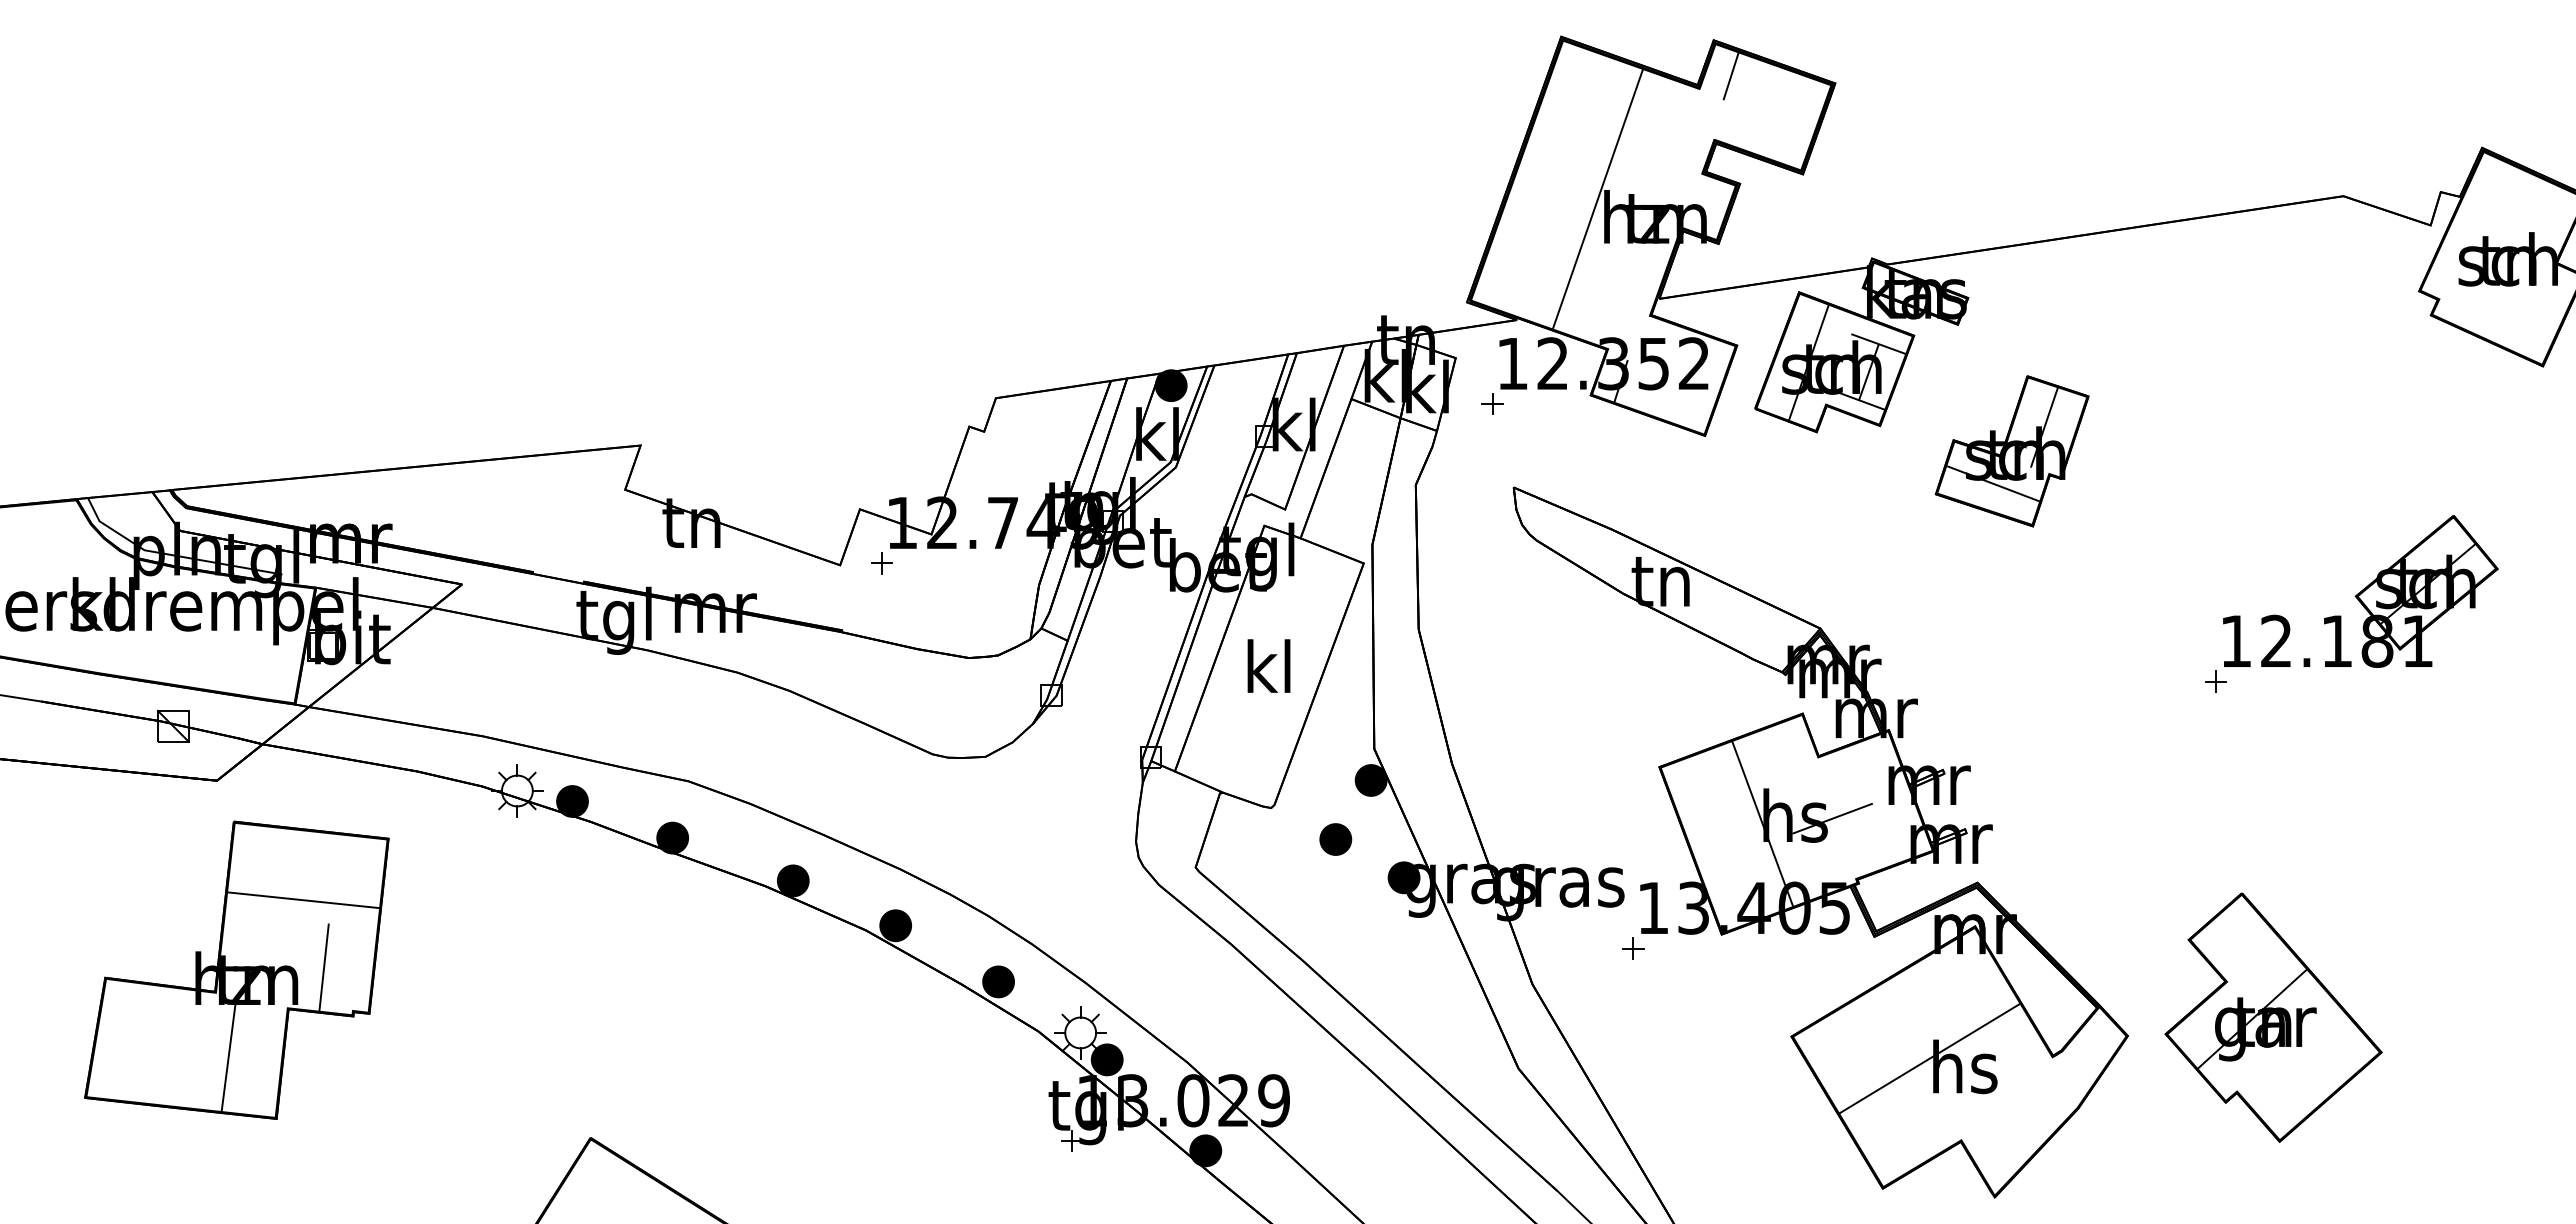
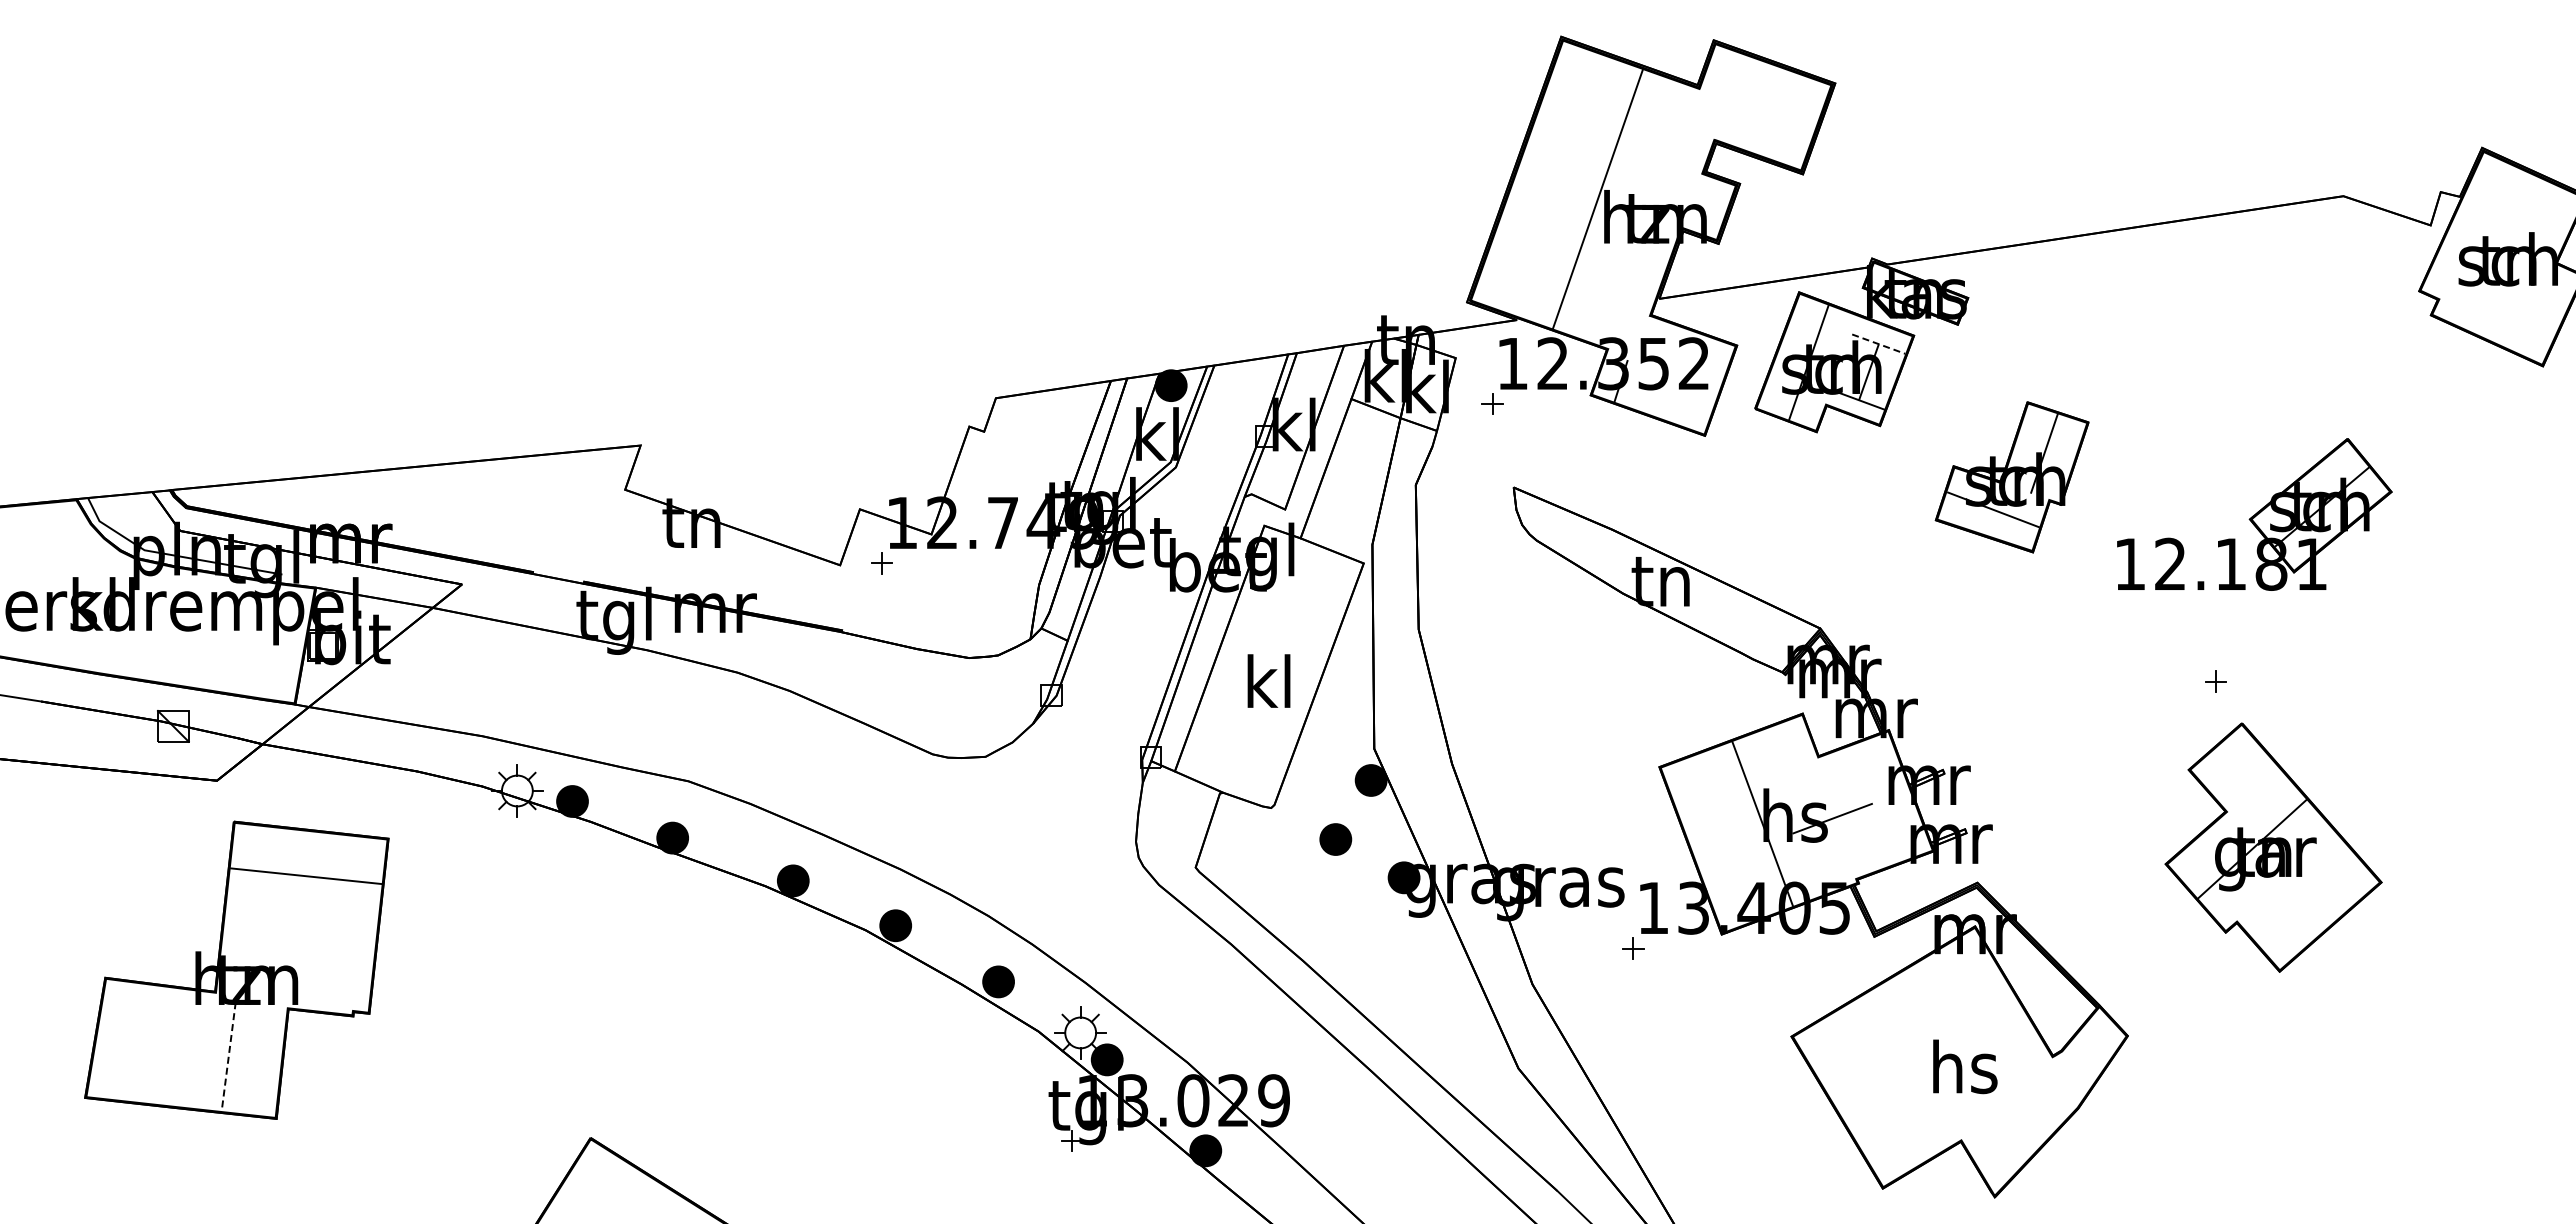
line: present -> none (1730, 76)
line: solid -> dashed (1879, 344)
part position: (2011, 451) -> (2011, 477) (2011, 477)
part position: (2360, 591) -> (2254, 514) (2254, 514)
text position: (1268, 665) -> (1268, 680) (1268, 680)
line position: (303, 900) -> (306, 876) (306, 876)
line: present -> none (323, 967)
part position: (2273, 1017) -> (2273, 847) (2273, 847)
line: solid -> dashed (228, 1056)
line: present -> none (1929, 1058)
